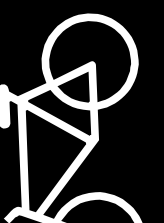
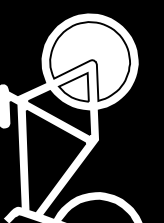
fill: present -> none (90, 61)
fill: present -> none (73, 87)
